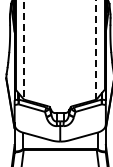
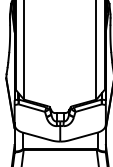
line: dashed -> solid (96, 49)
line: dashed -> solid (24, 50)
